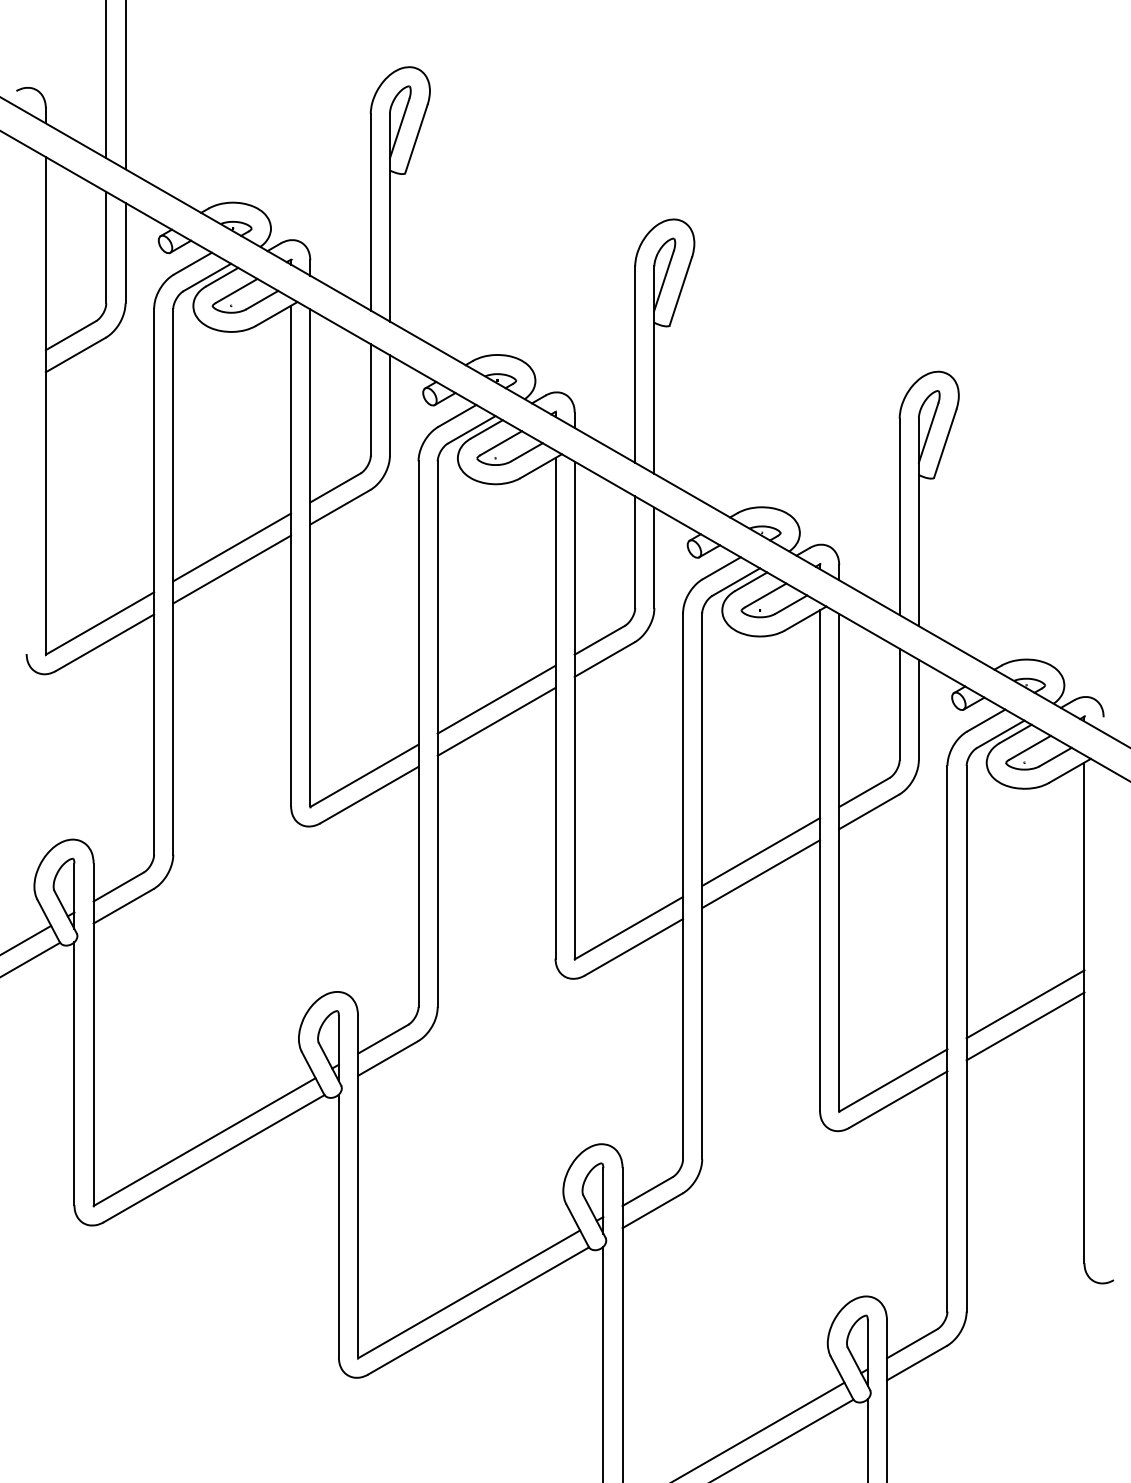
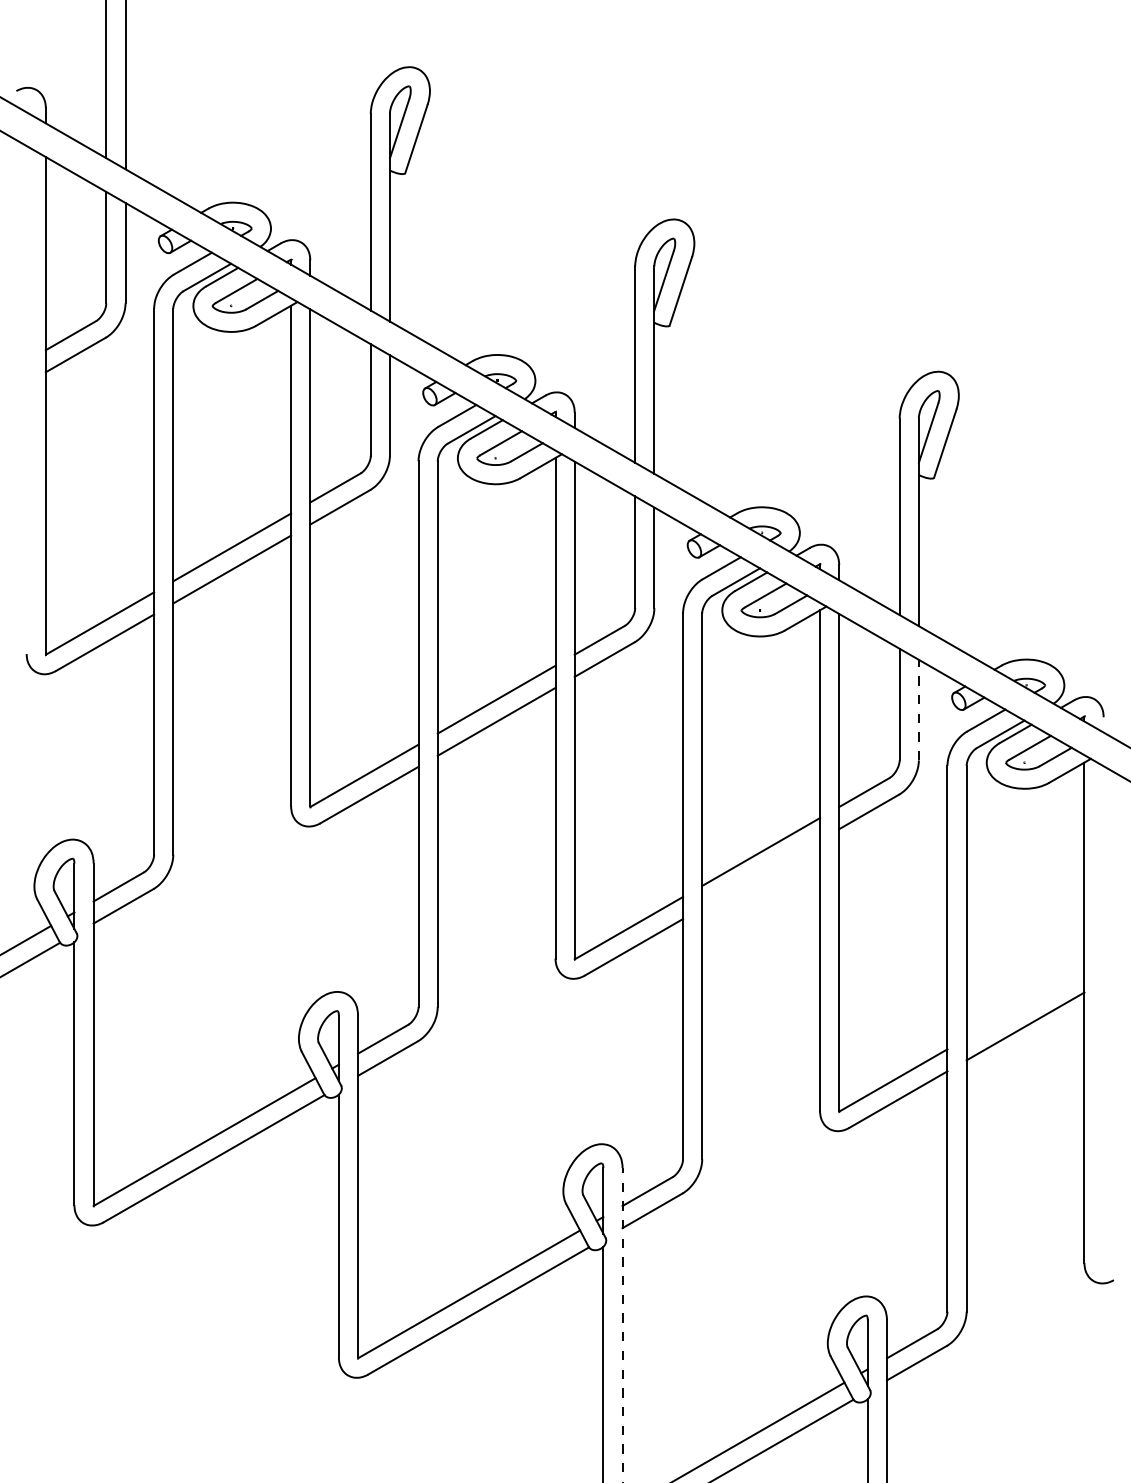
line: solid -> dashed (918, 709)
line: present -> none (761, 874)
line: present -> none (1025, 1004)
line: solid -> dashed (622, 1324)
